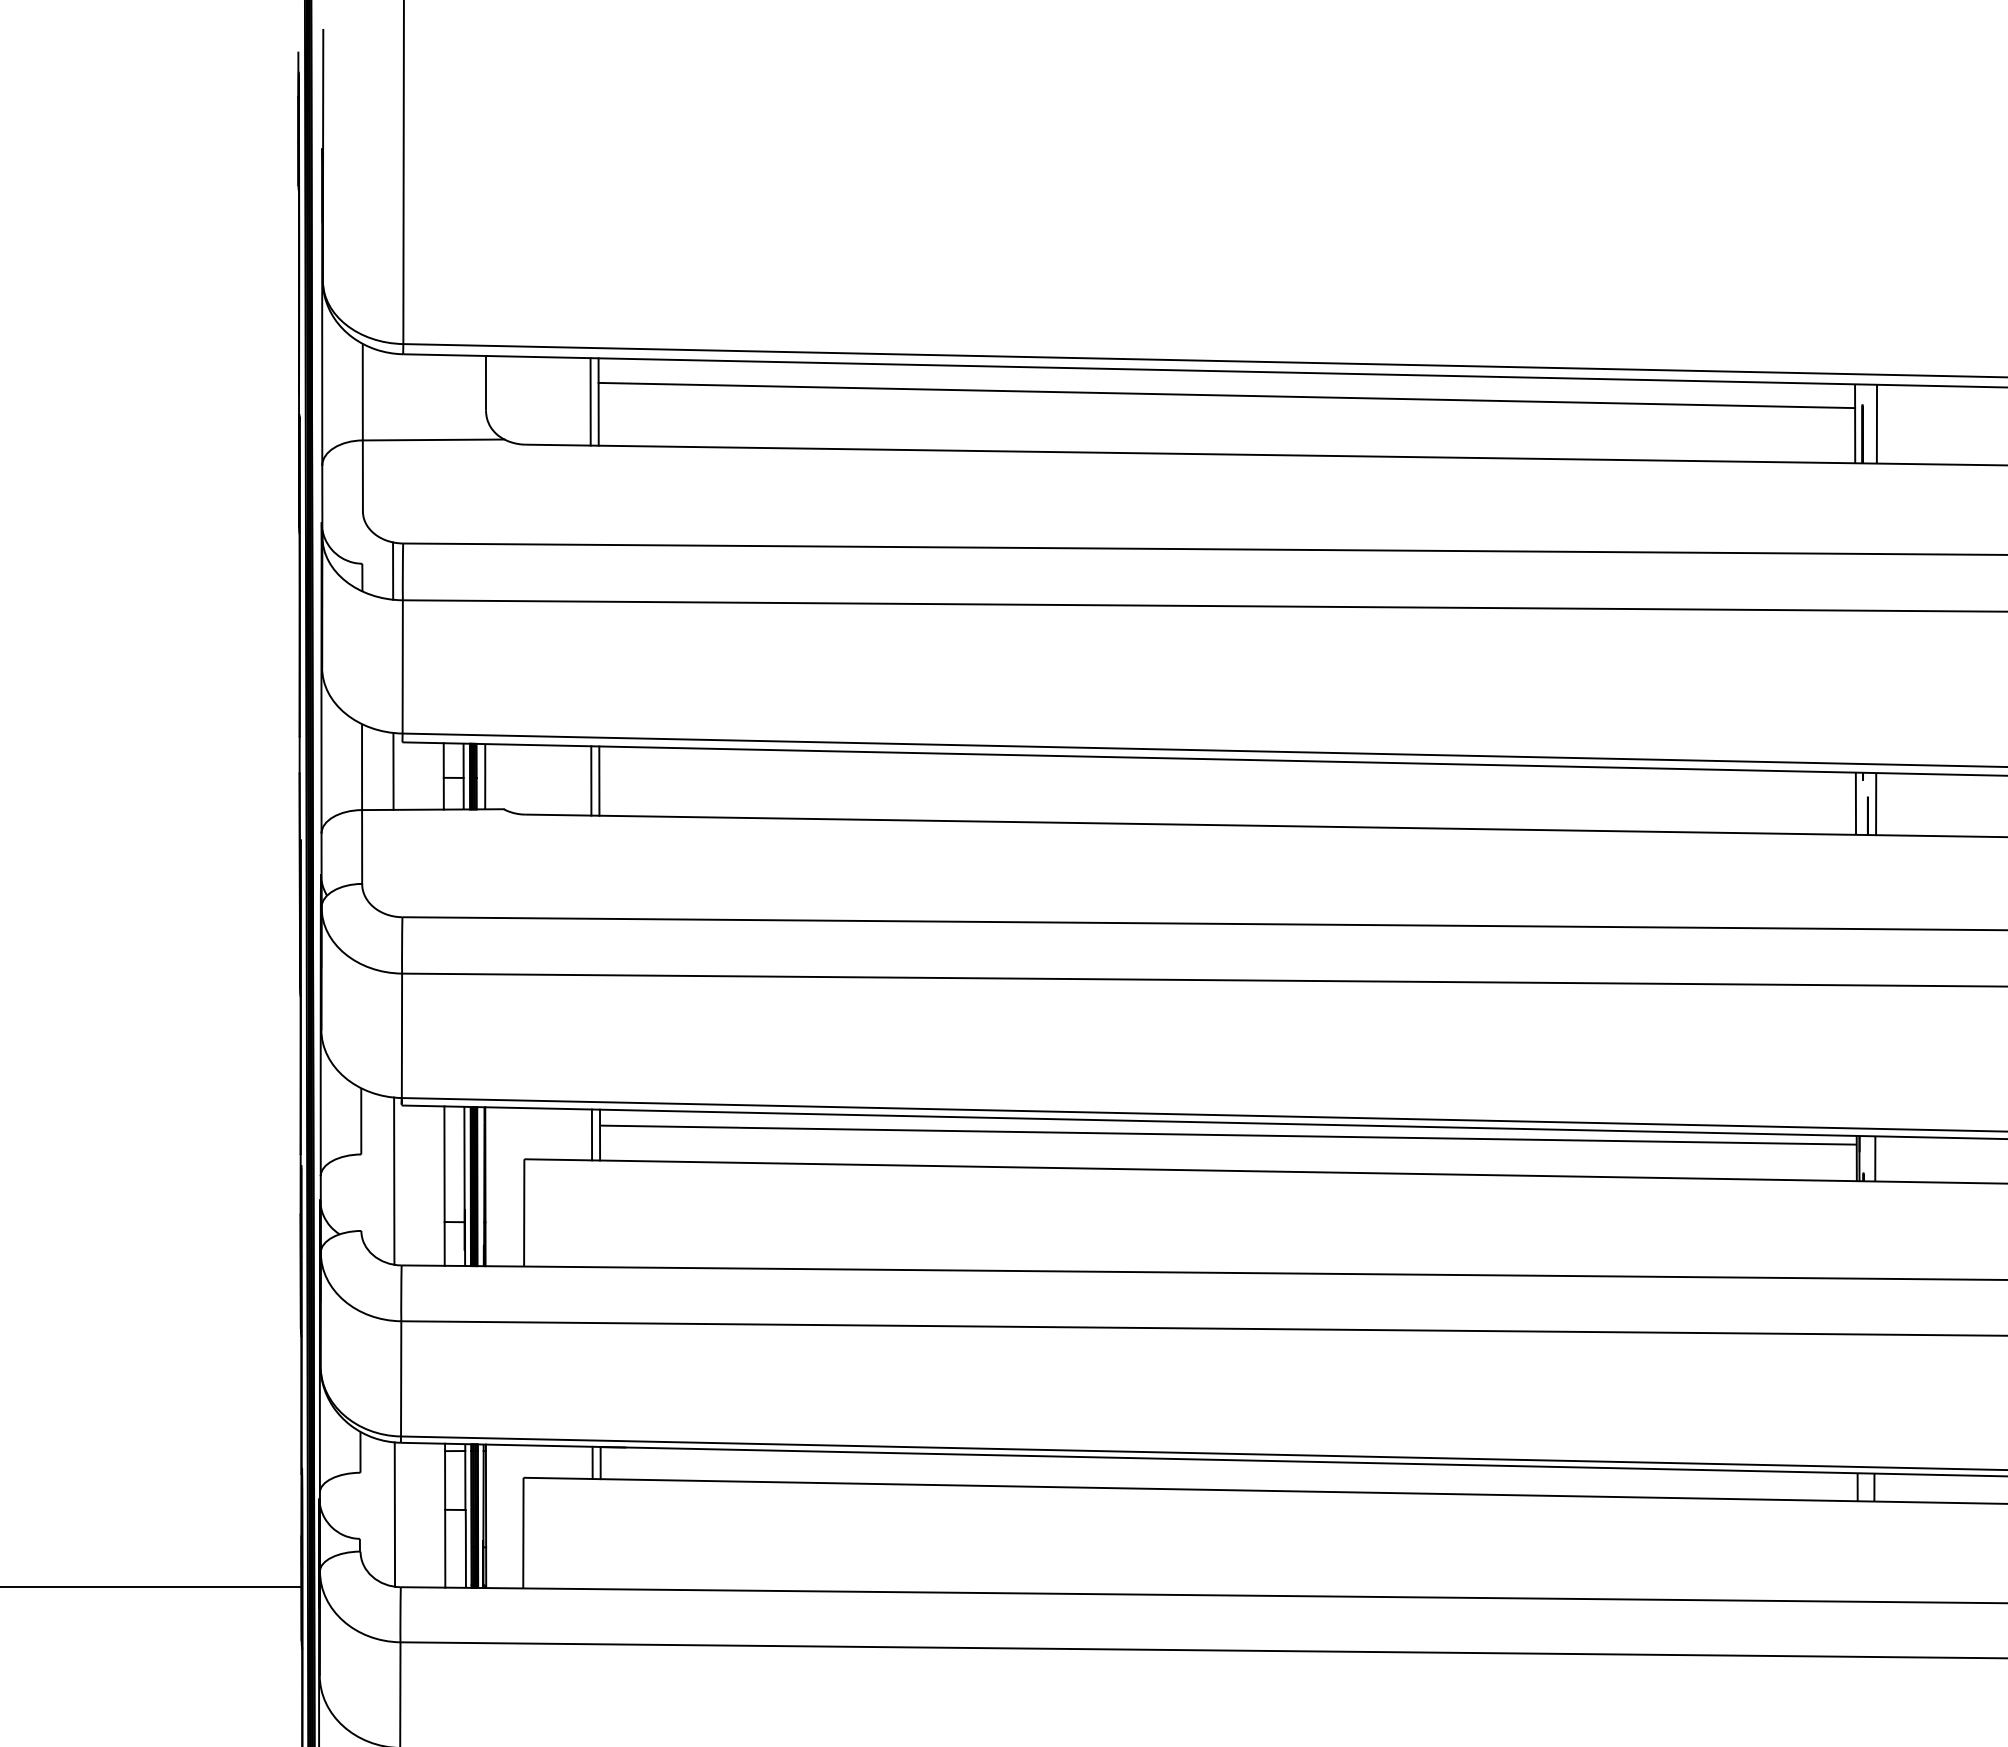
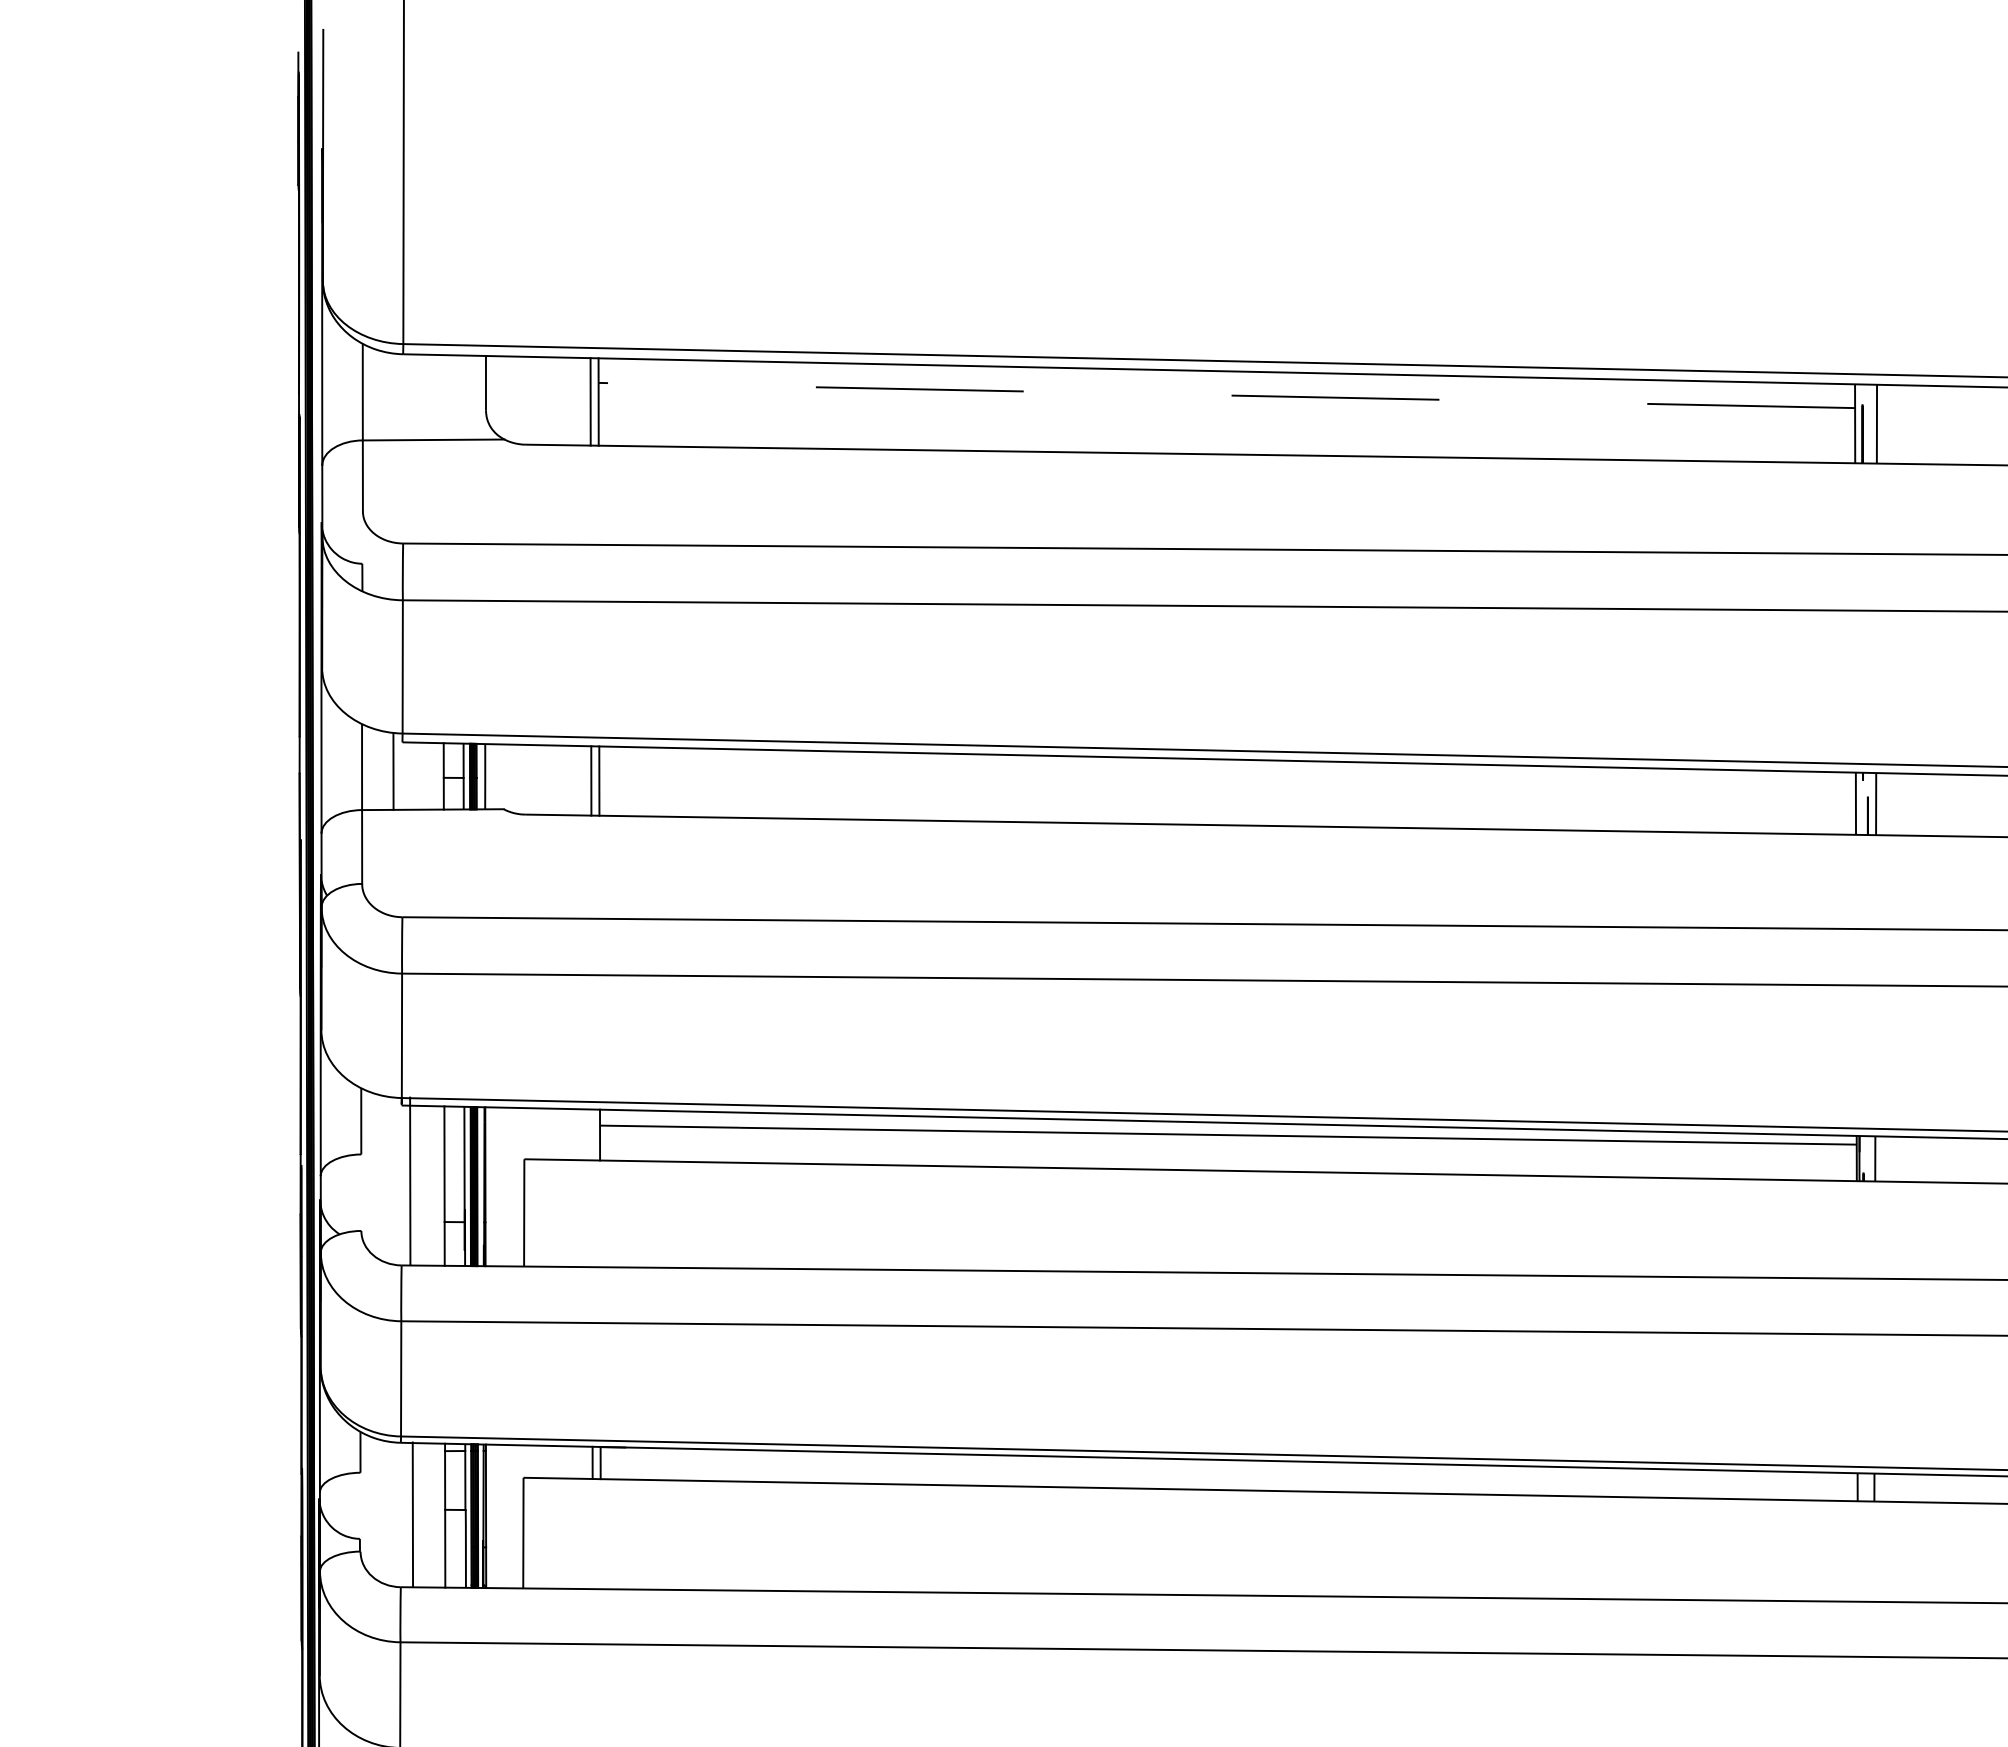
line: solid -> dashed (1226, 395)
line: present -> none (393, 570)
line: present -> none (591, 1134)
line position: (394, 1180) -> (410, 1180) (410, 1180)
line position: (394, 1514) -> (412, 1514) (412, 1514)
line: present -> none (151, 1587)
